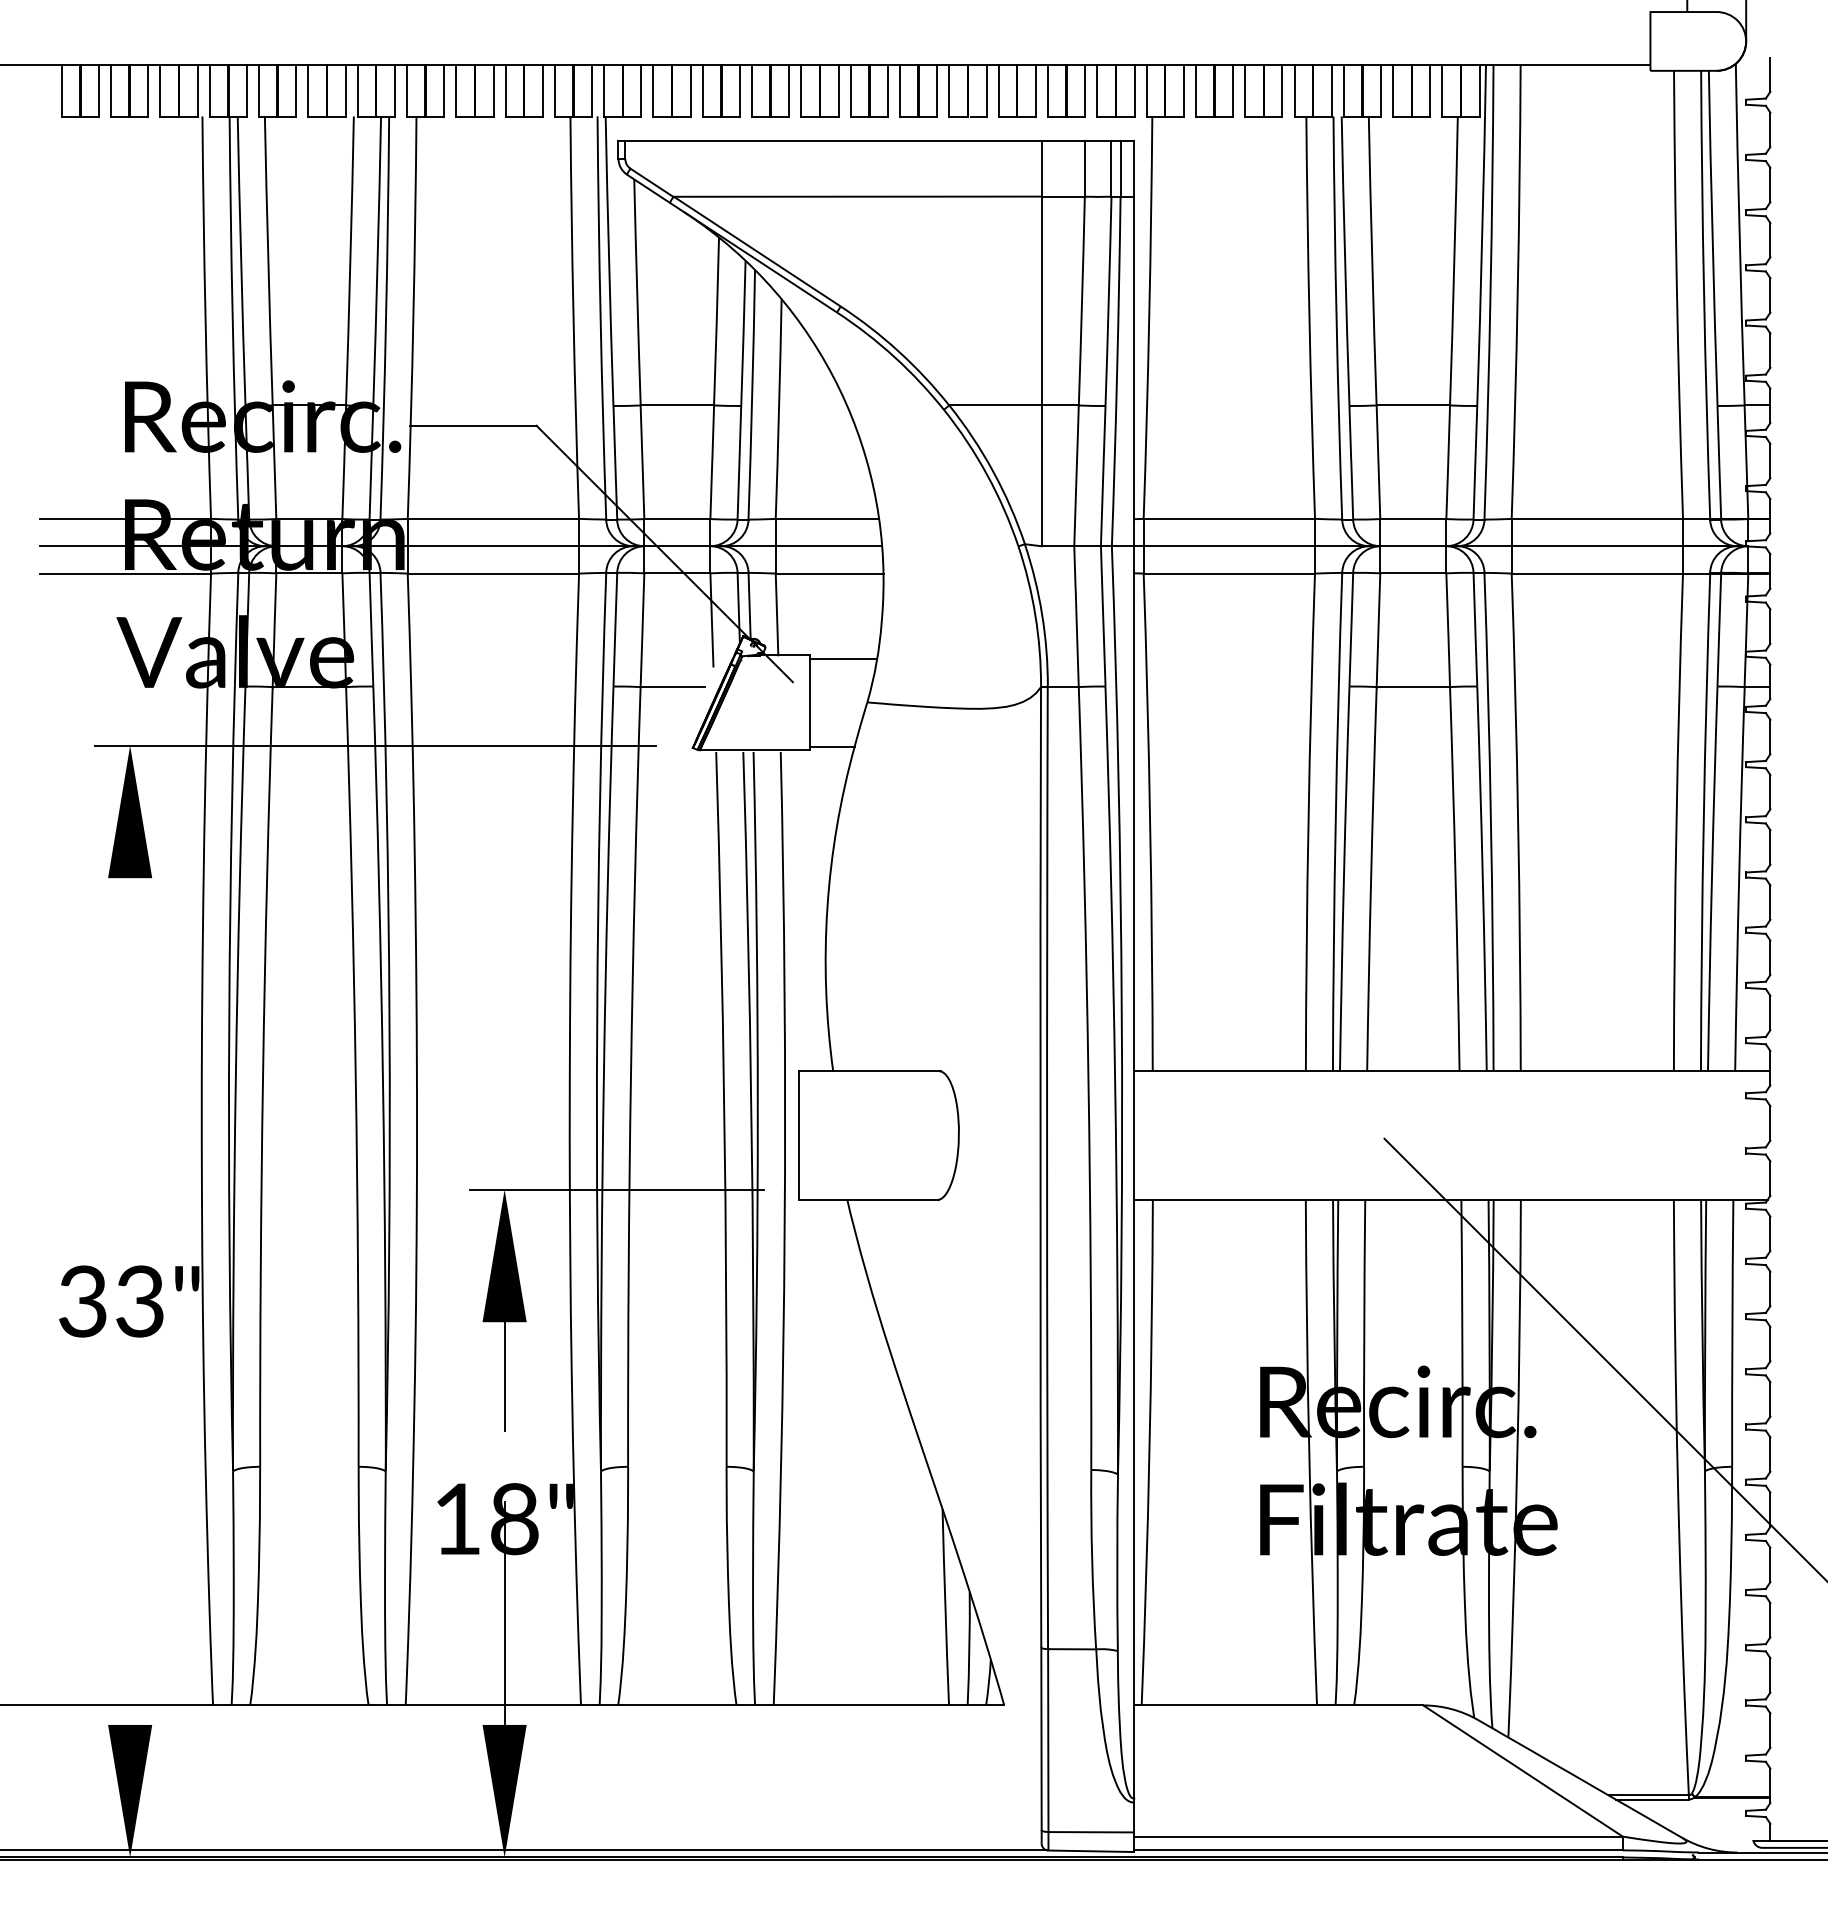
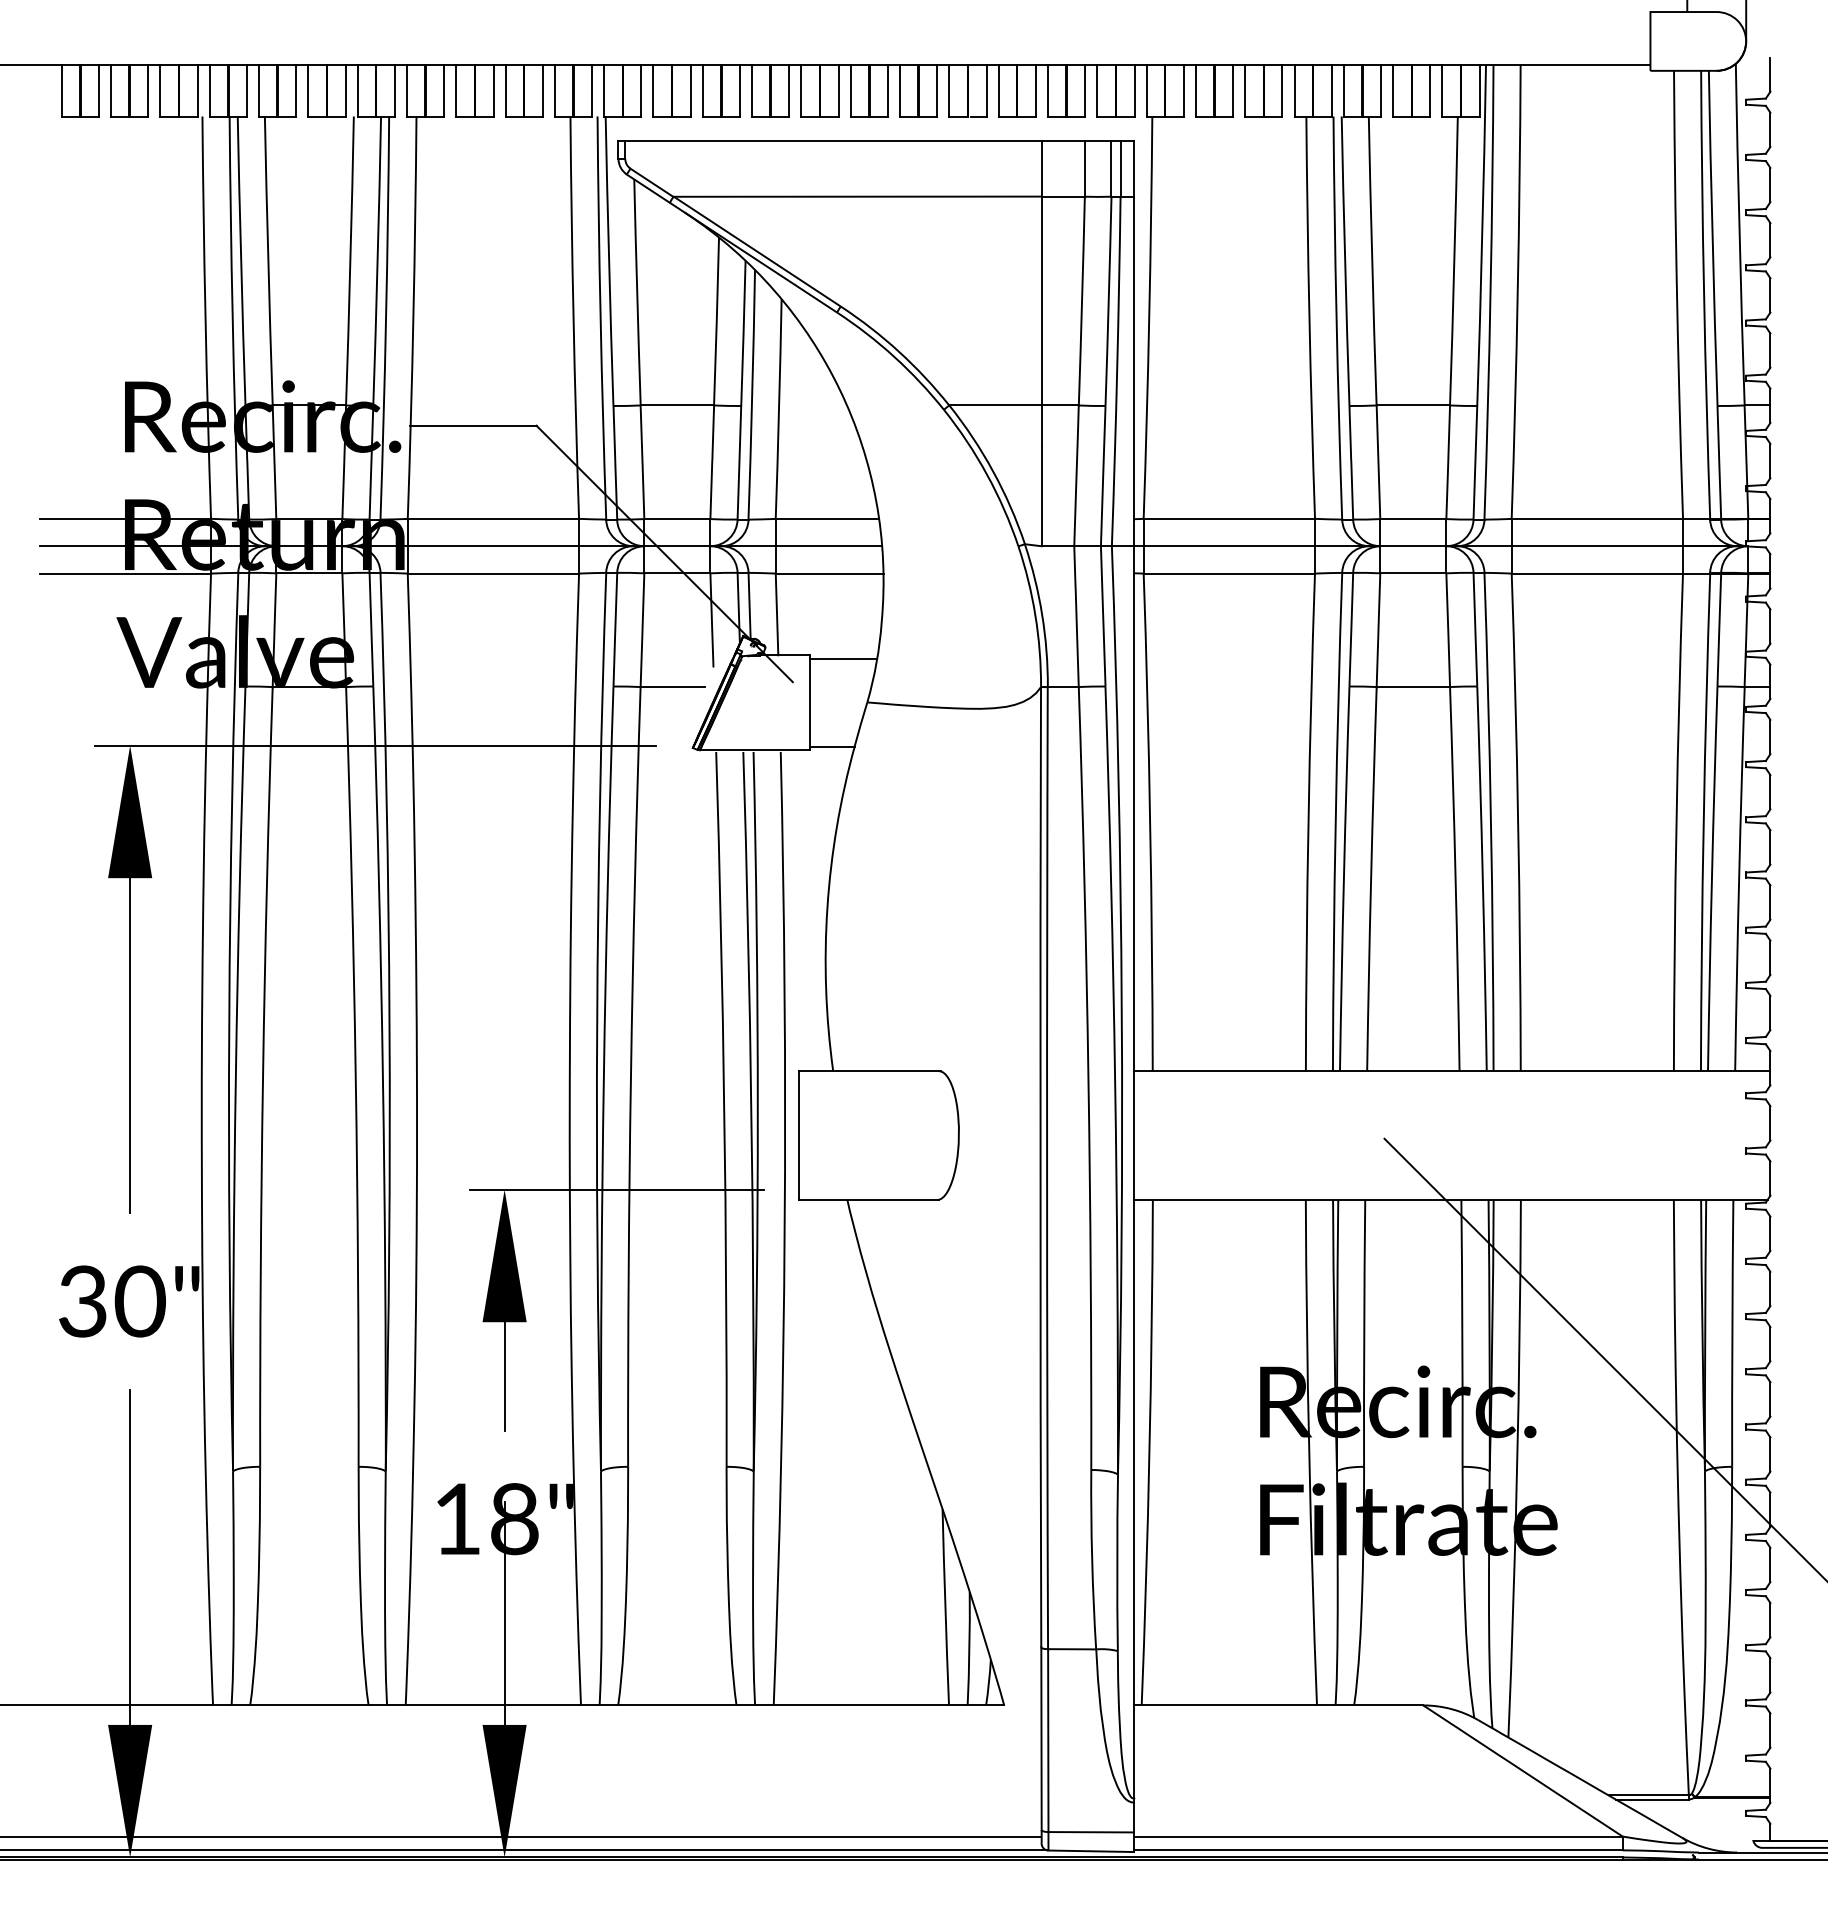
line: none -> present (130, 1045)
text: 33" -> 30" (139, 1301)
line: none -> present (130, 1557)
line: none -> present (521, 1836)
